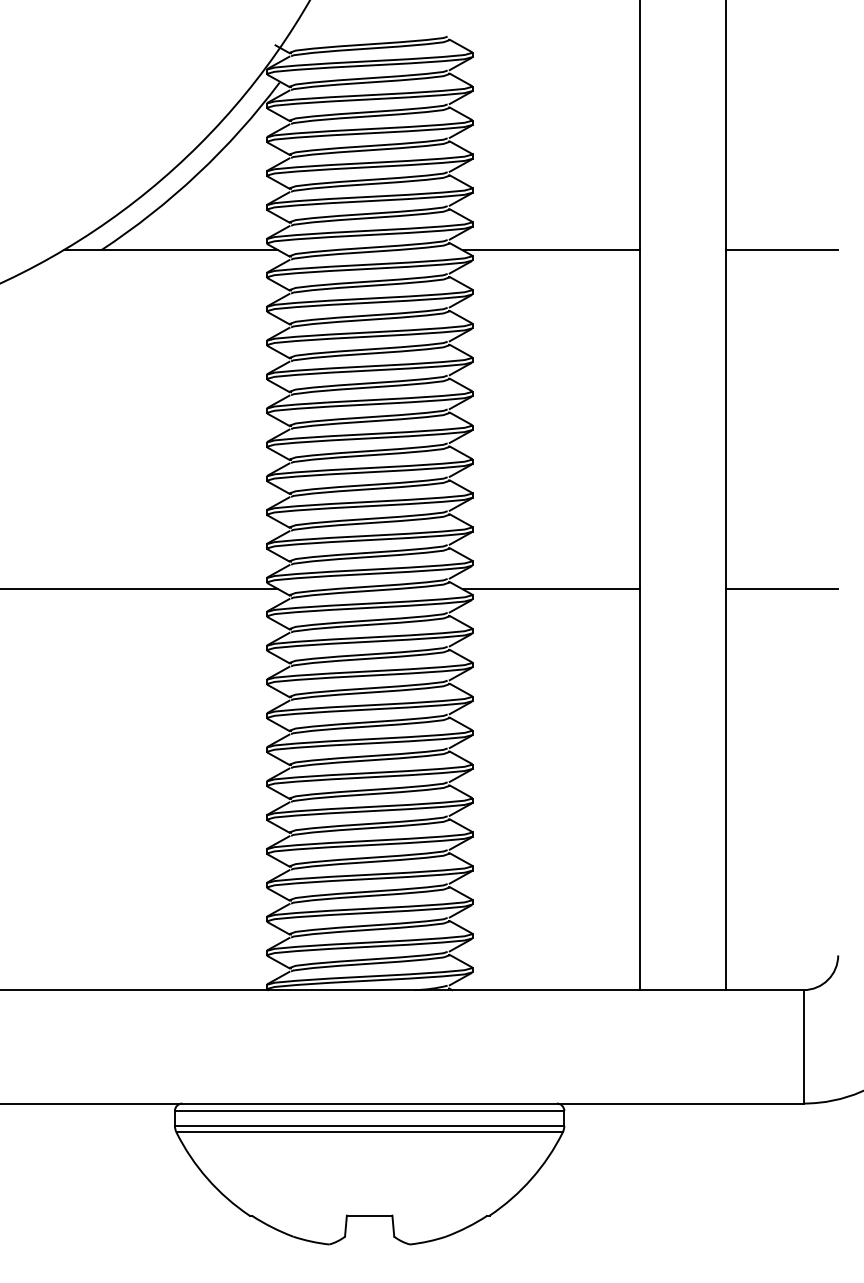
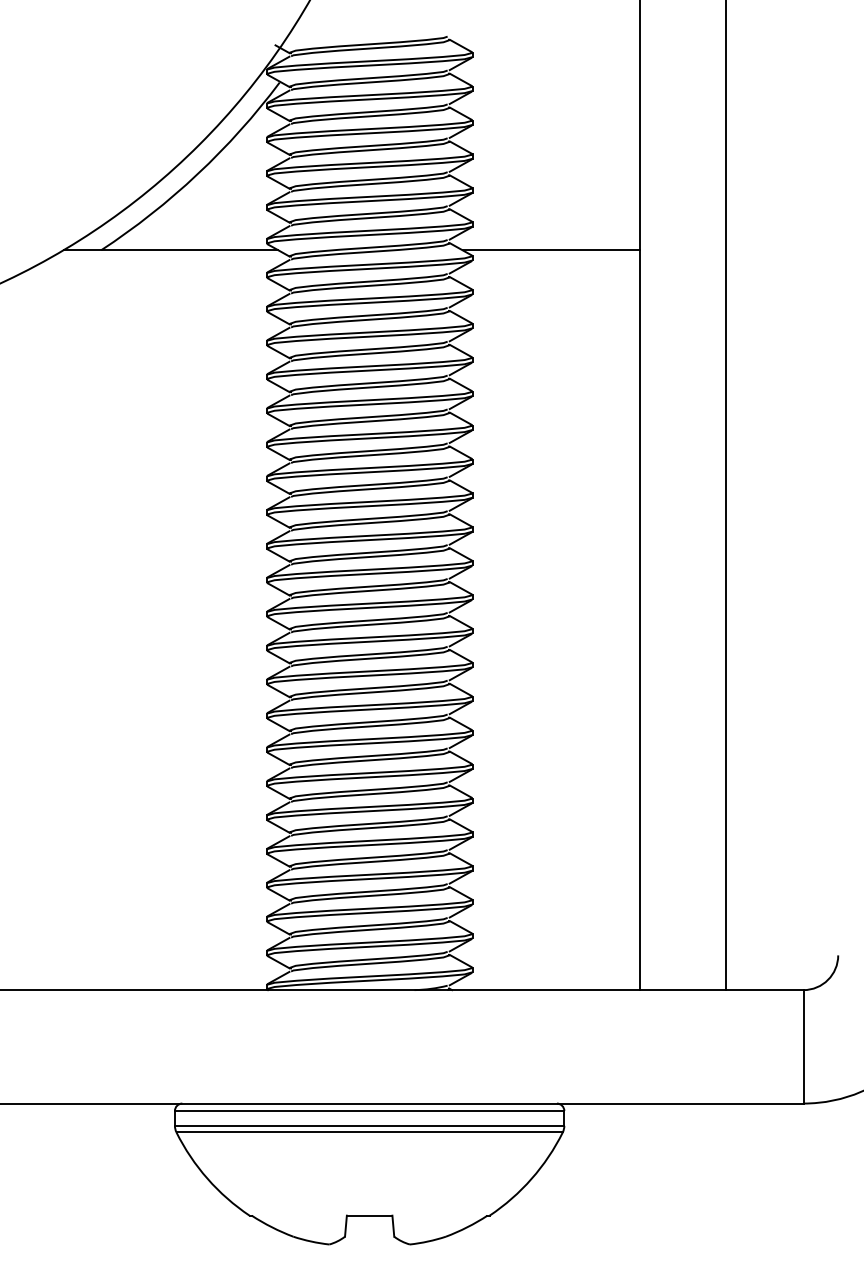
line: present -> none (781, 250)
line: present -> none (140, 589)
line: present -> none (550, 589)
line: present -> none (781, 589)
